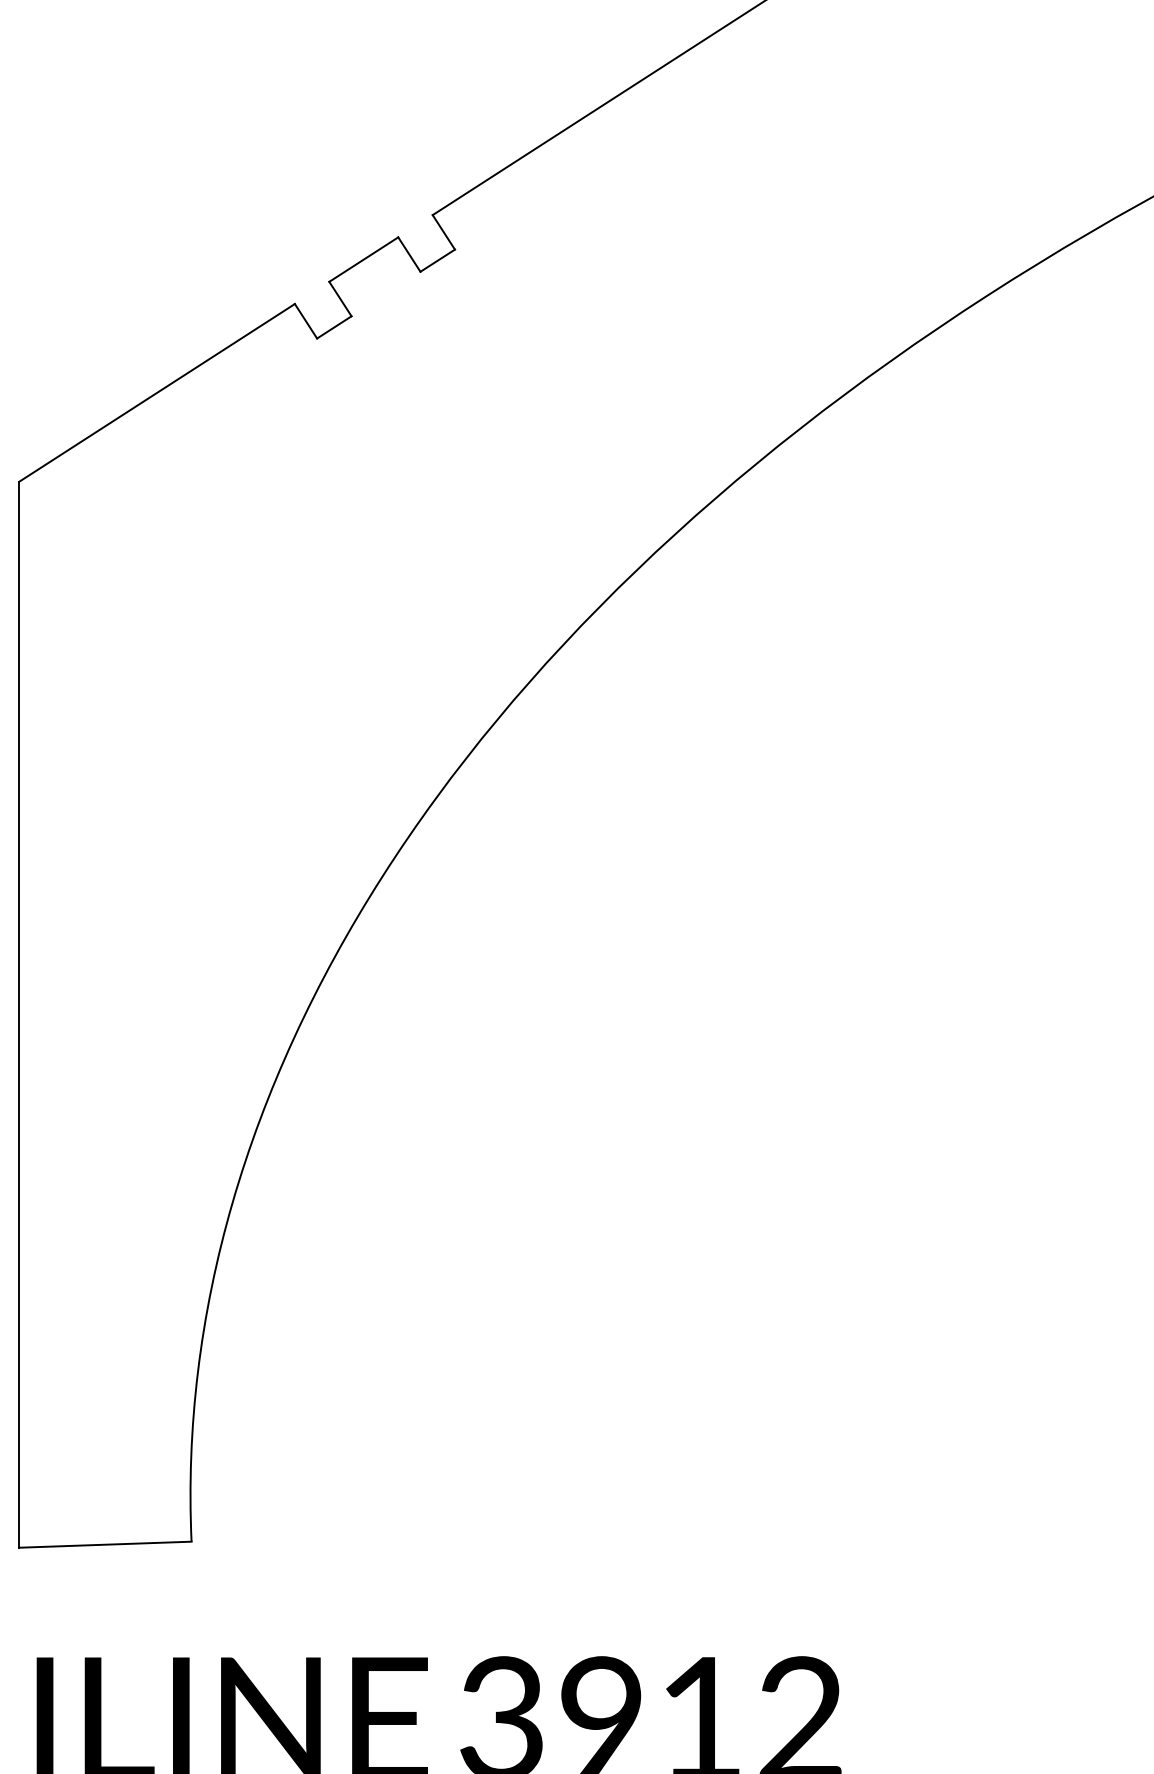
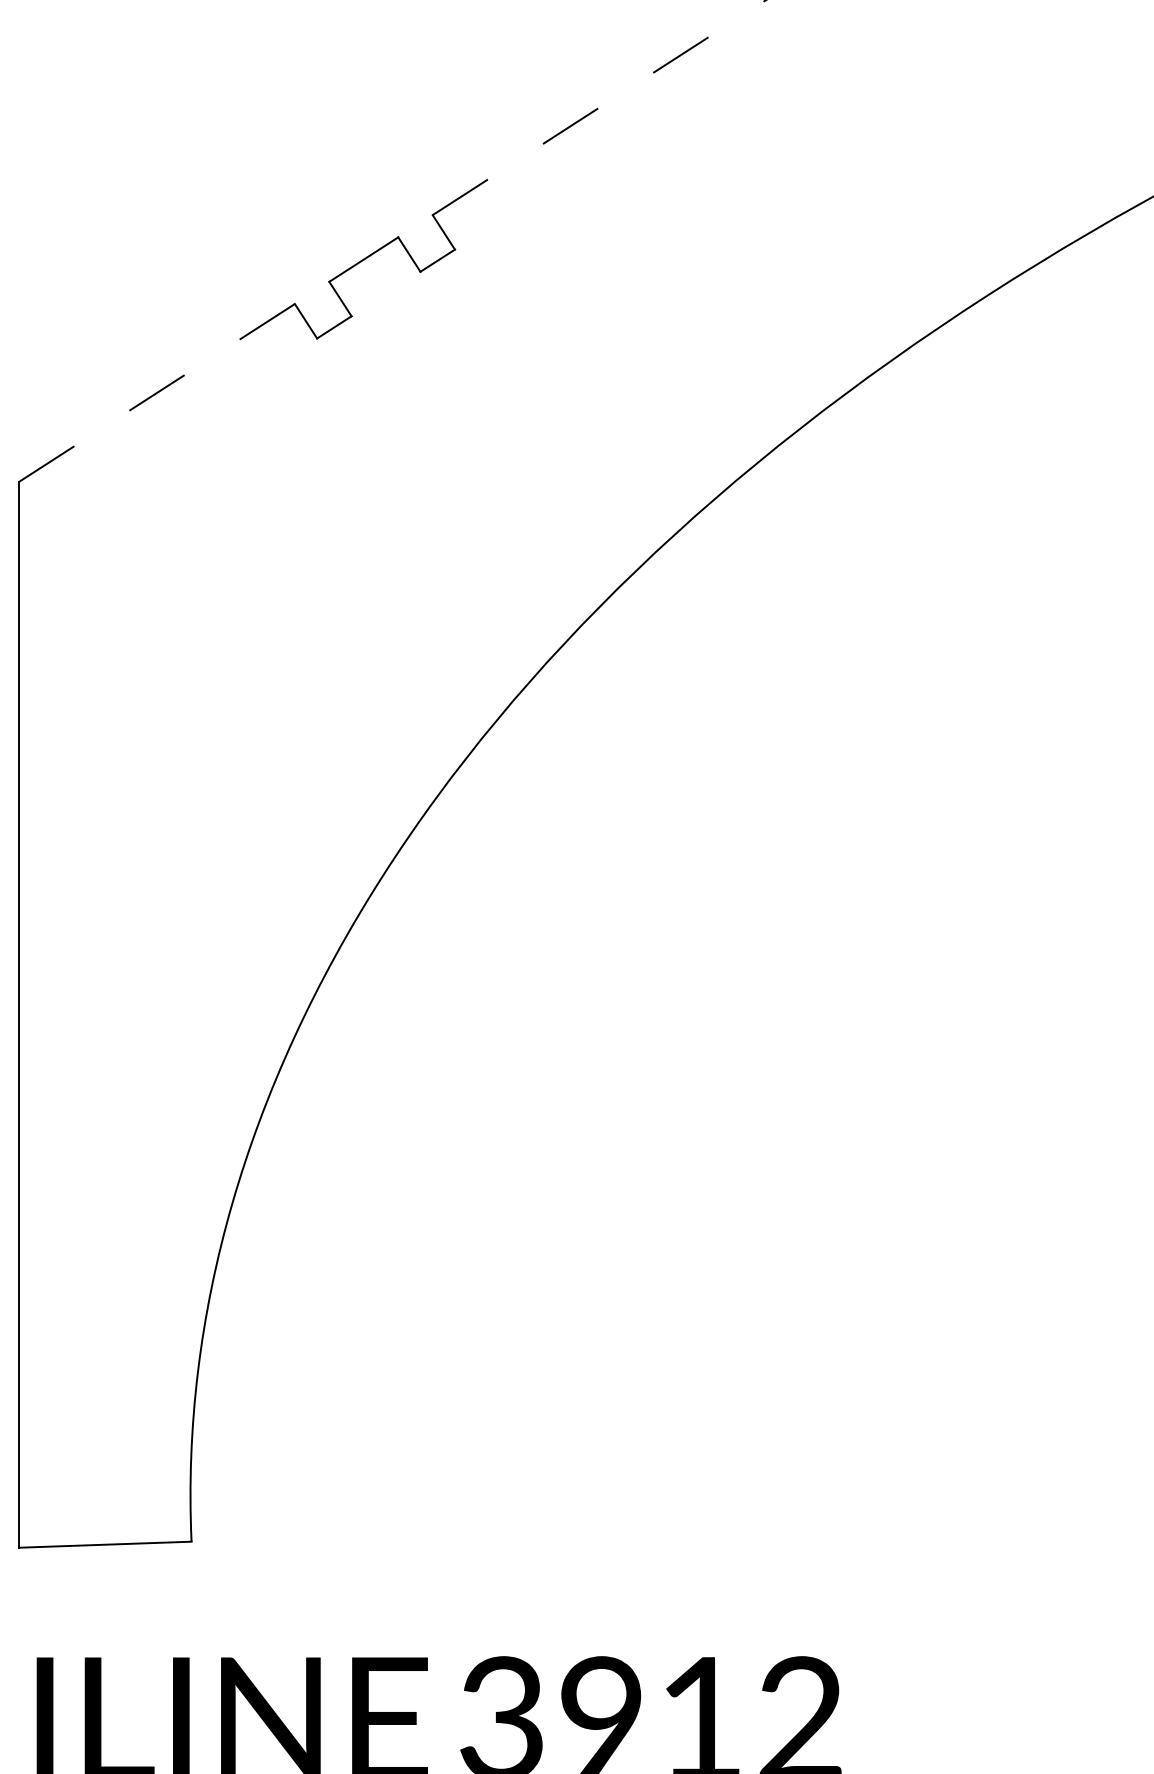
line: solid -> dashed (599, 107)
line: solid -> dashed (157, 392)
